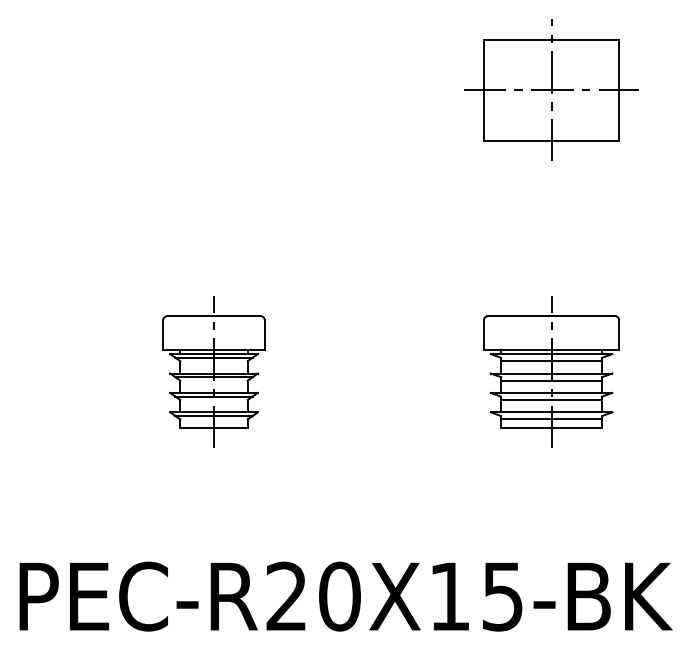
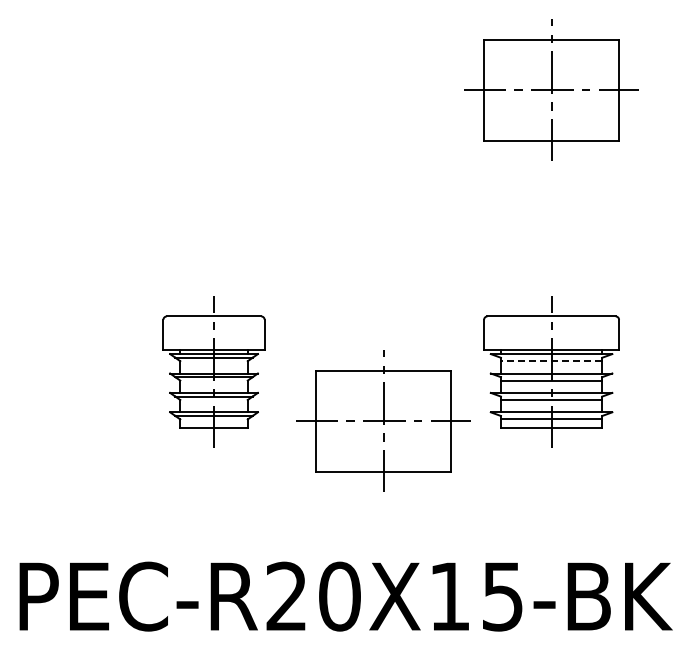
line: solid -> dashed (551, 361)
part: none -> present (383, 420)
